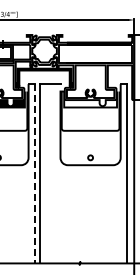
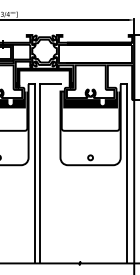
hatch: none -> present (90, 103)
line: dashed -> solid (35, 173)
